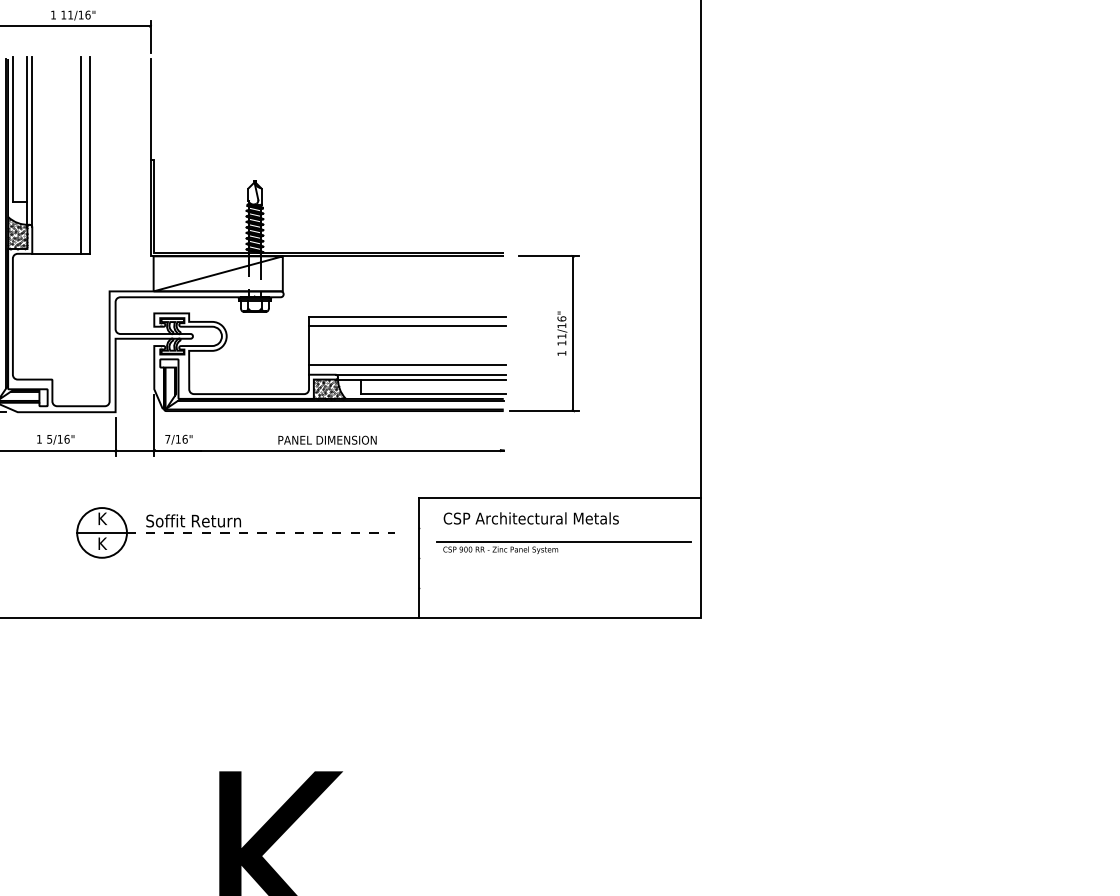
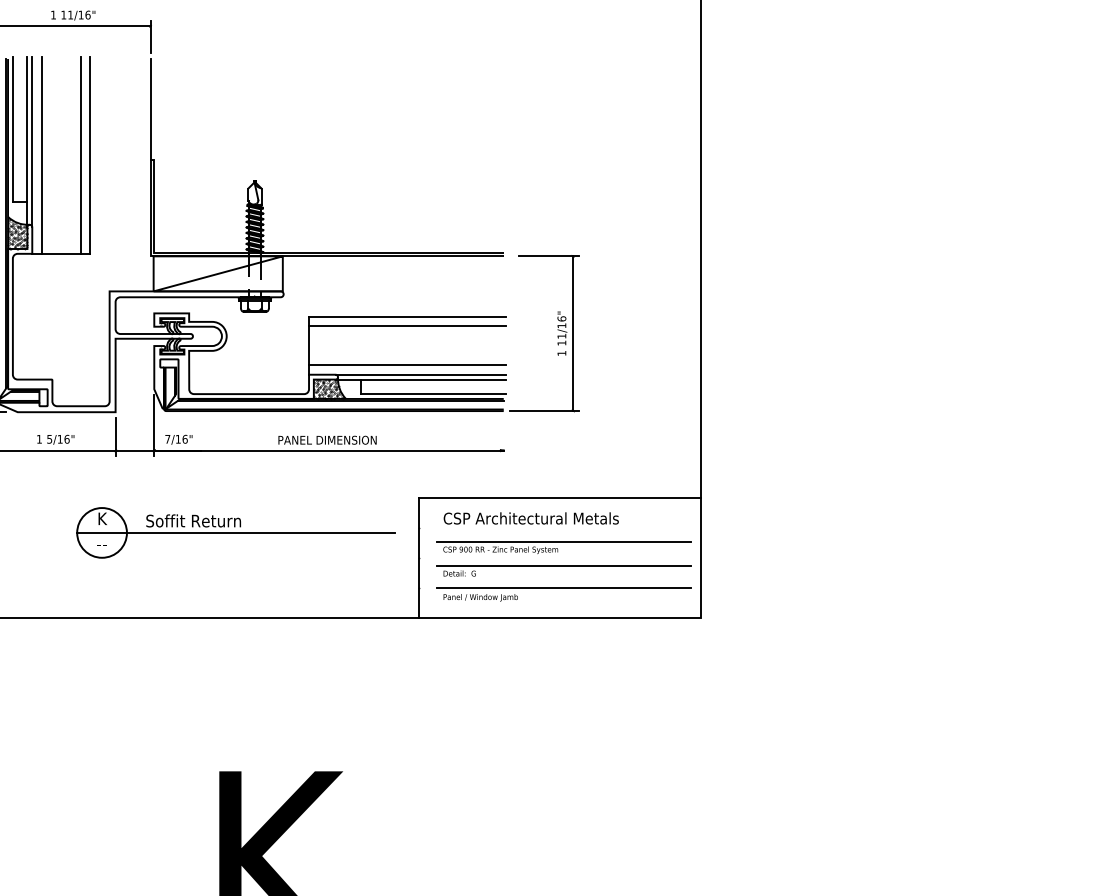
line: none -> present (41, 155)
line: dashed -> solid (261, 532)
text: K -> -- (102, 543)
part: none -> present (563, 570)
part: none -> present (563, 594)
